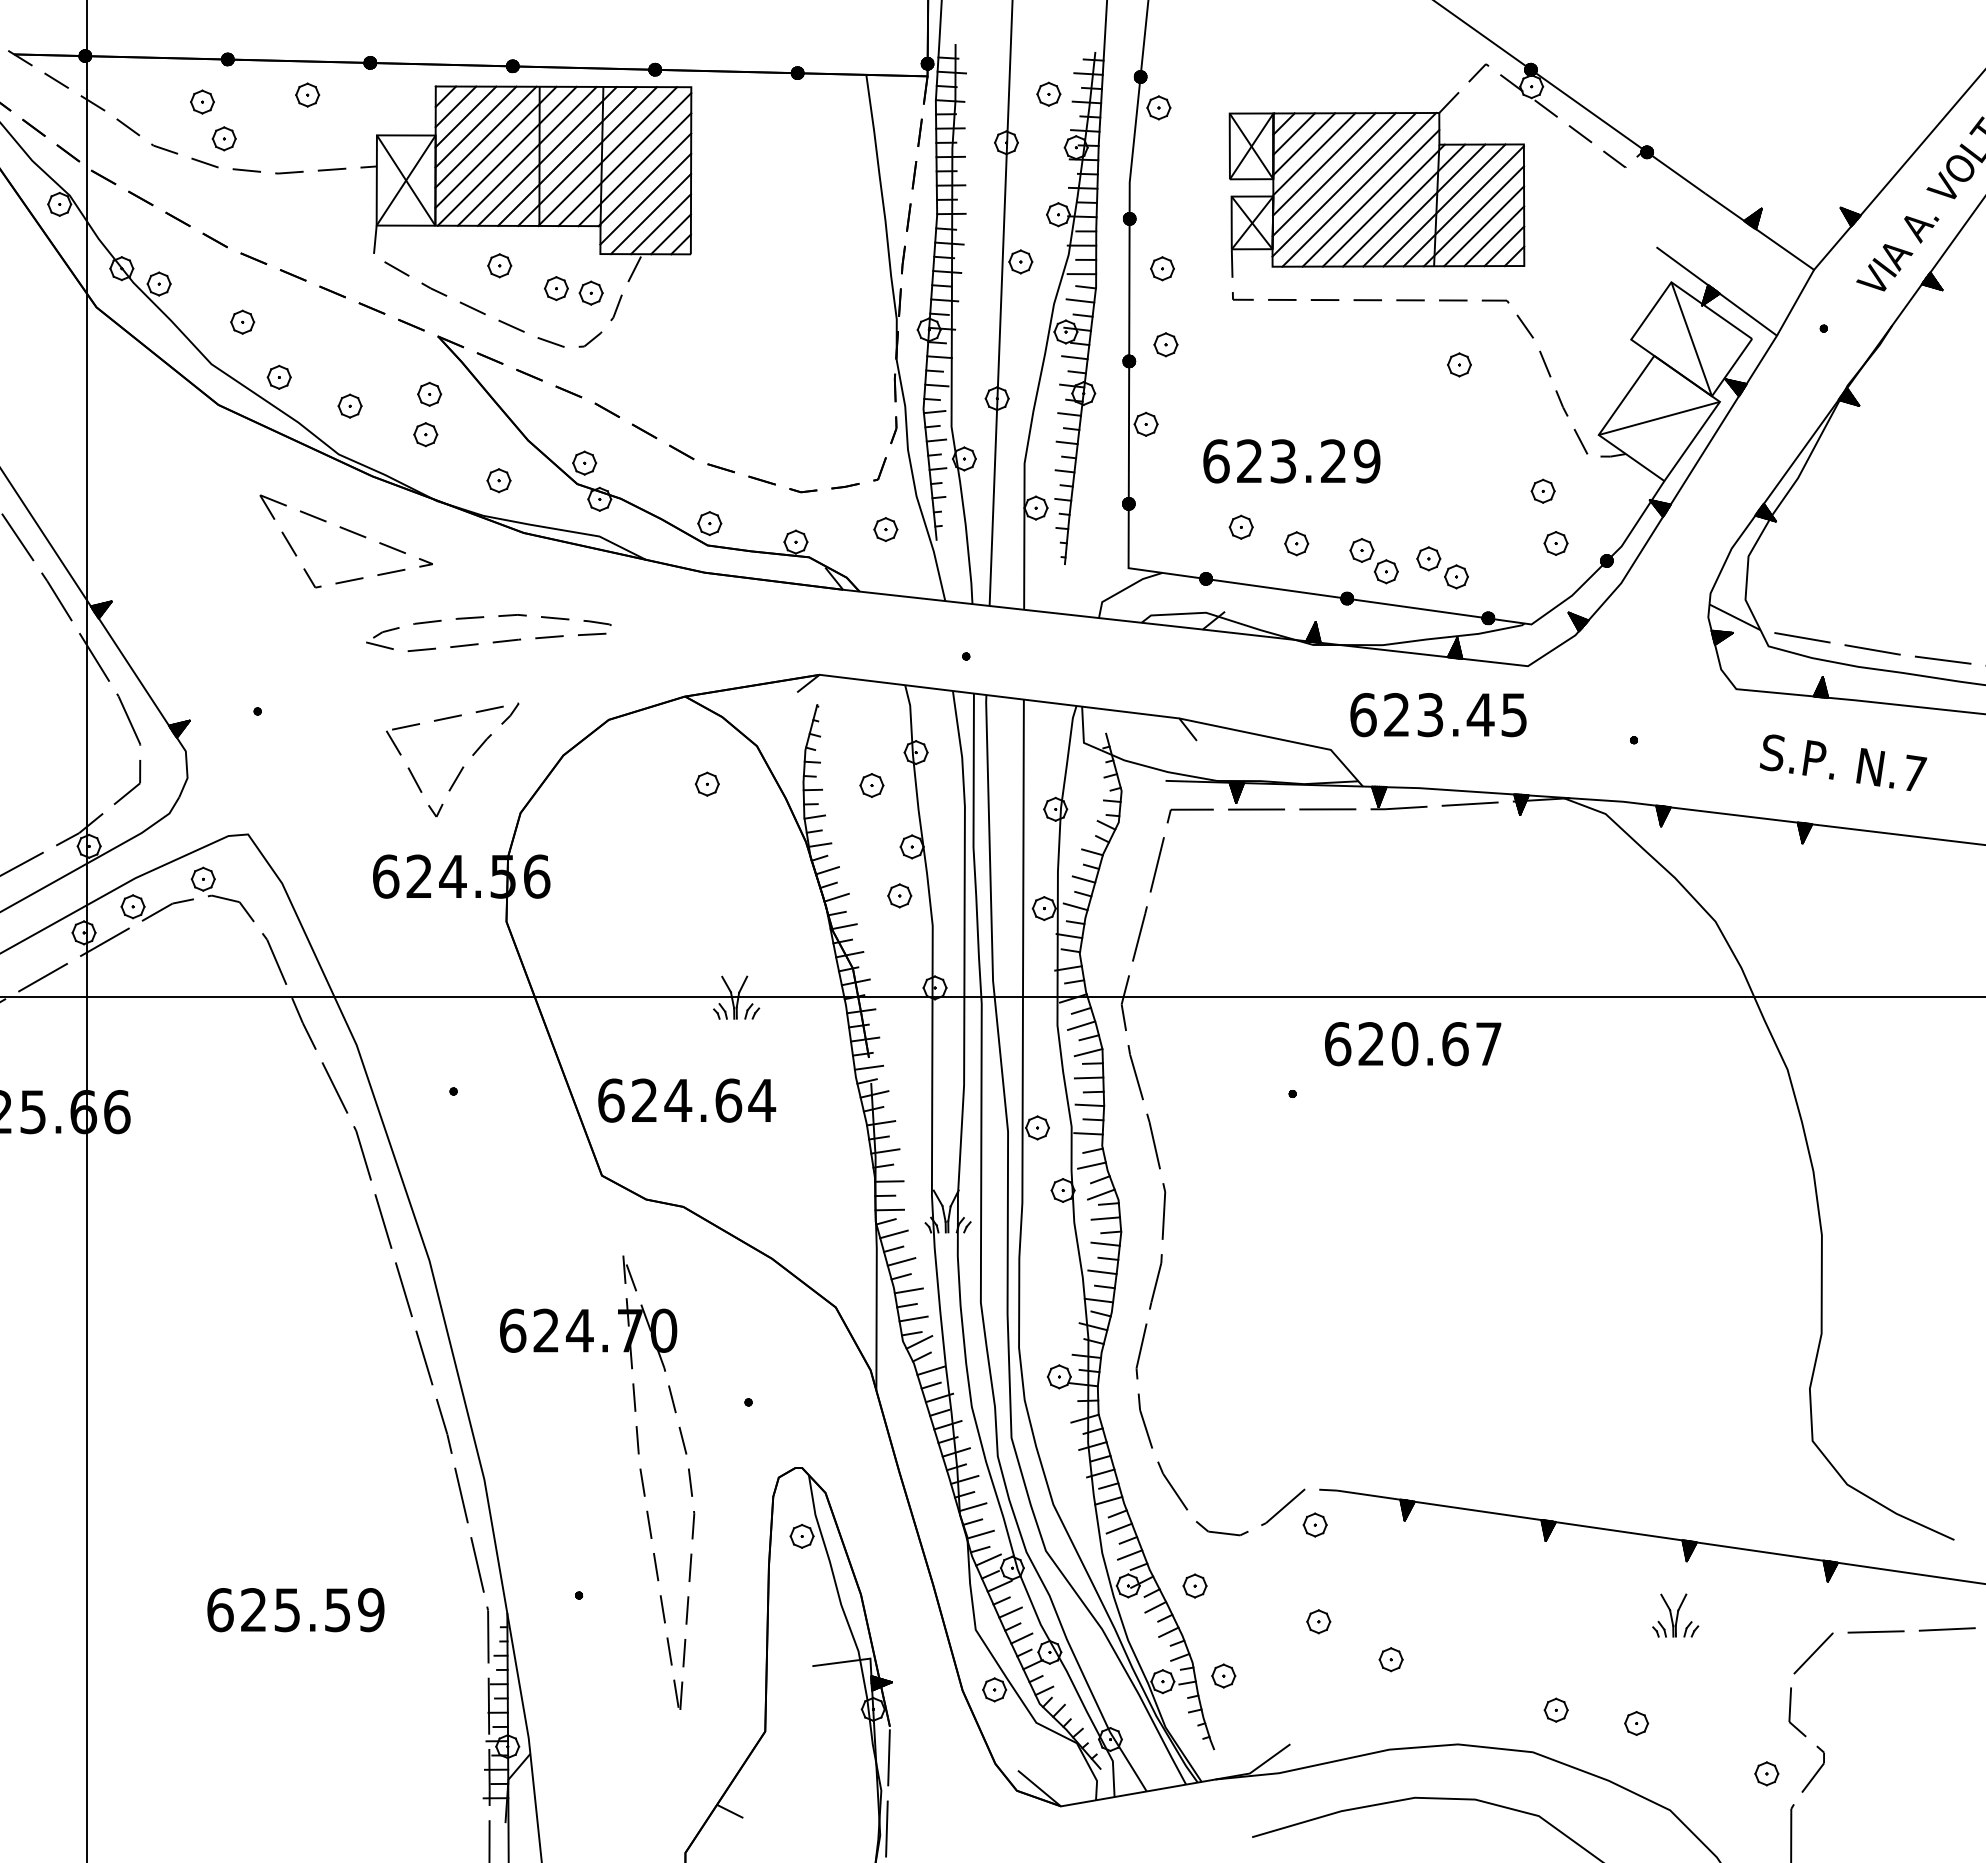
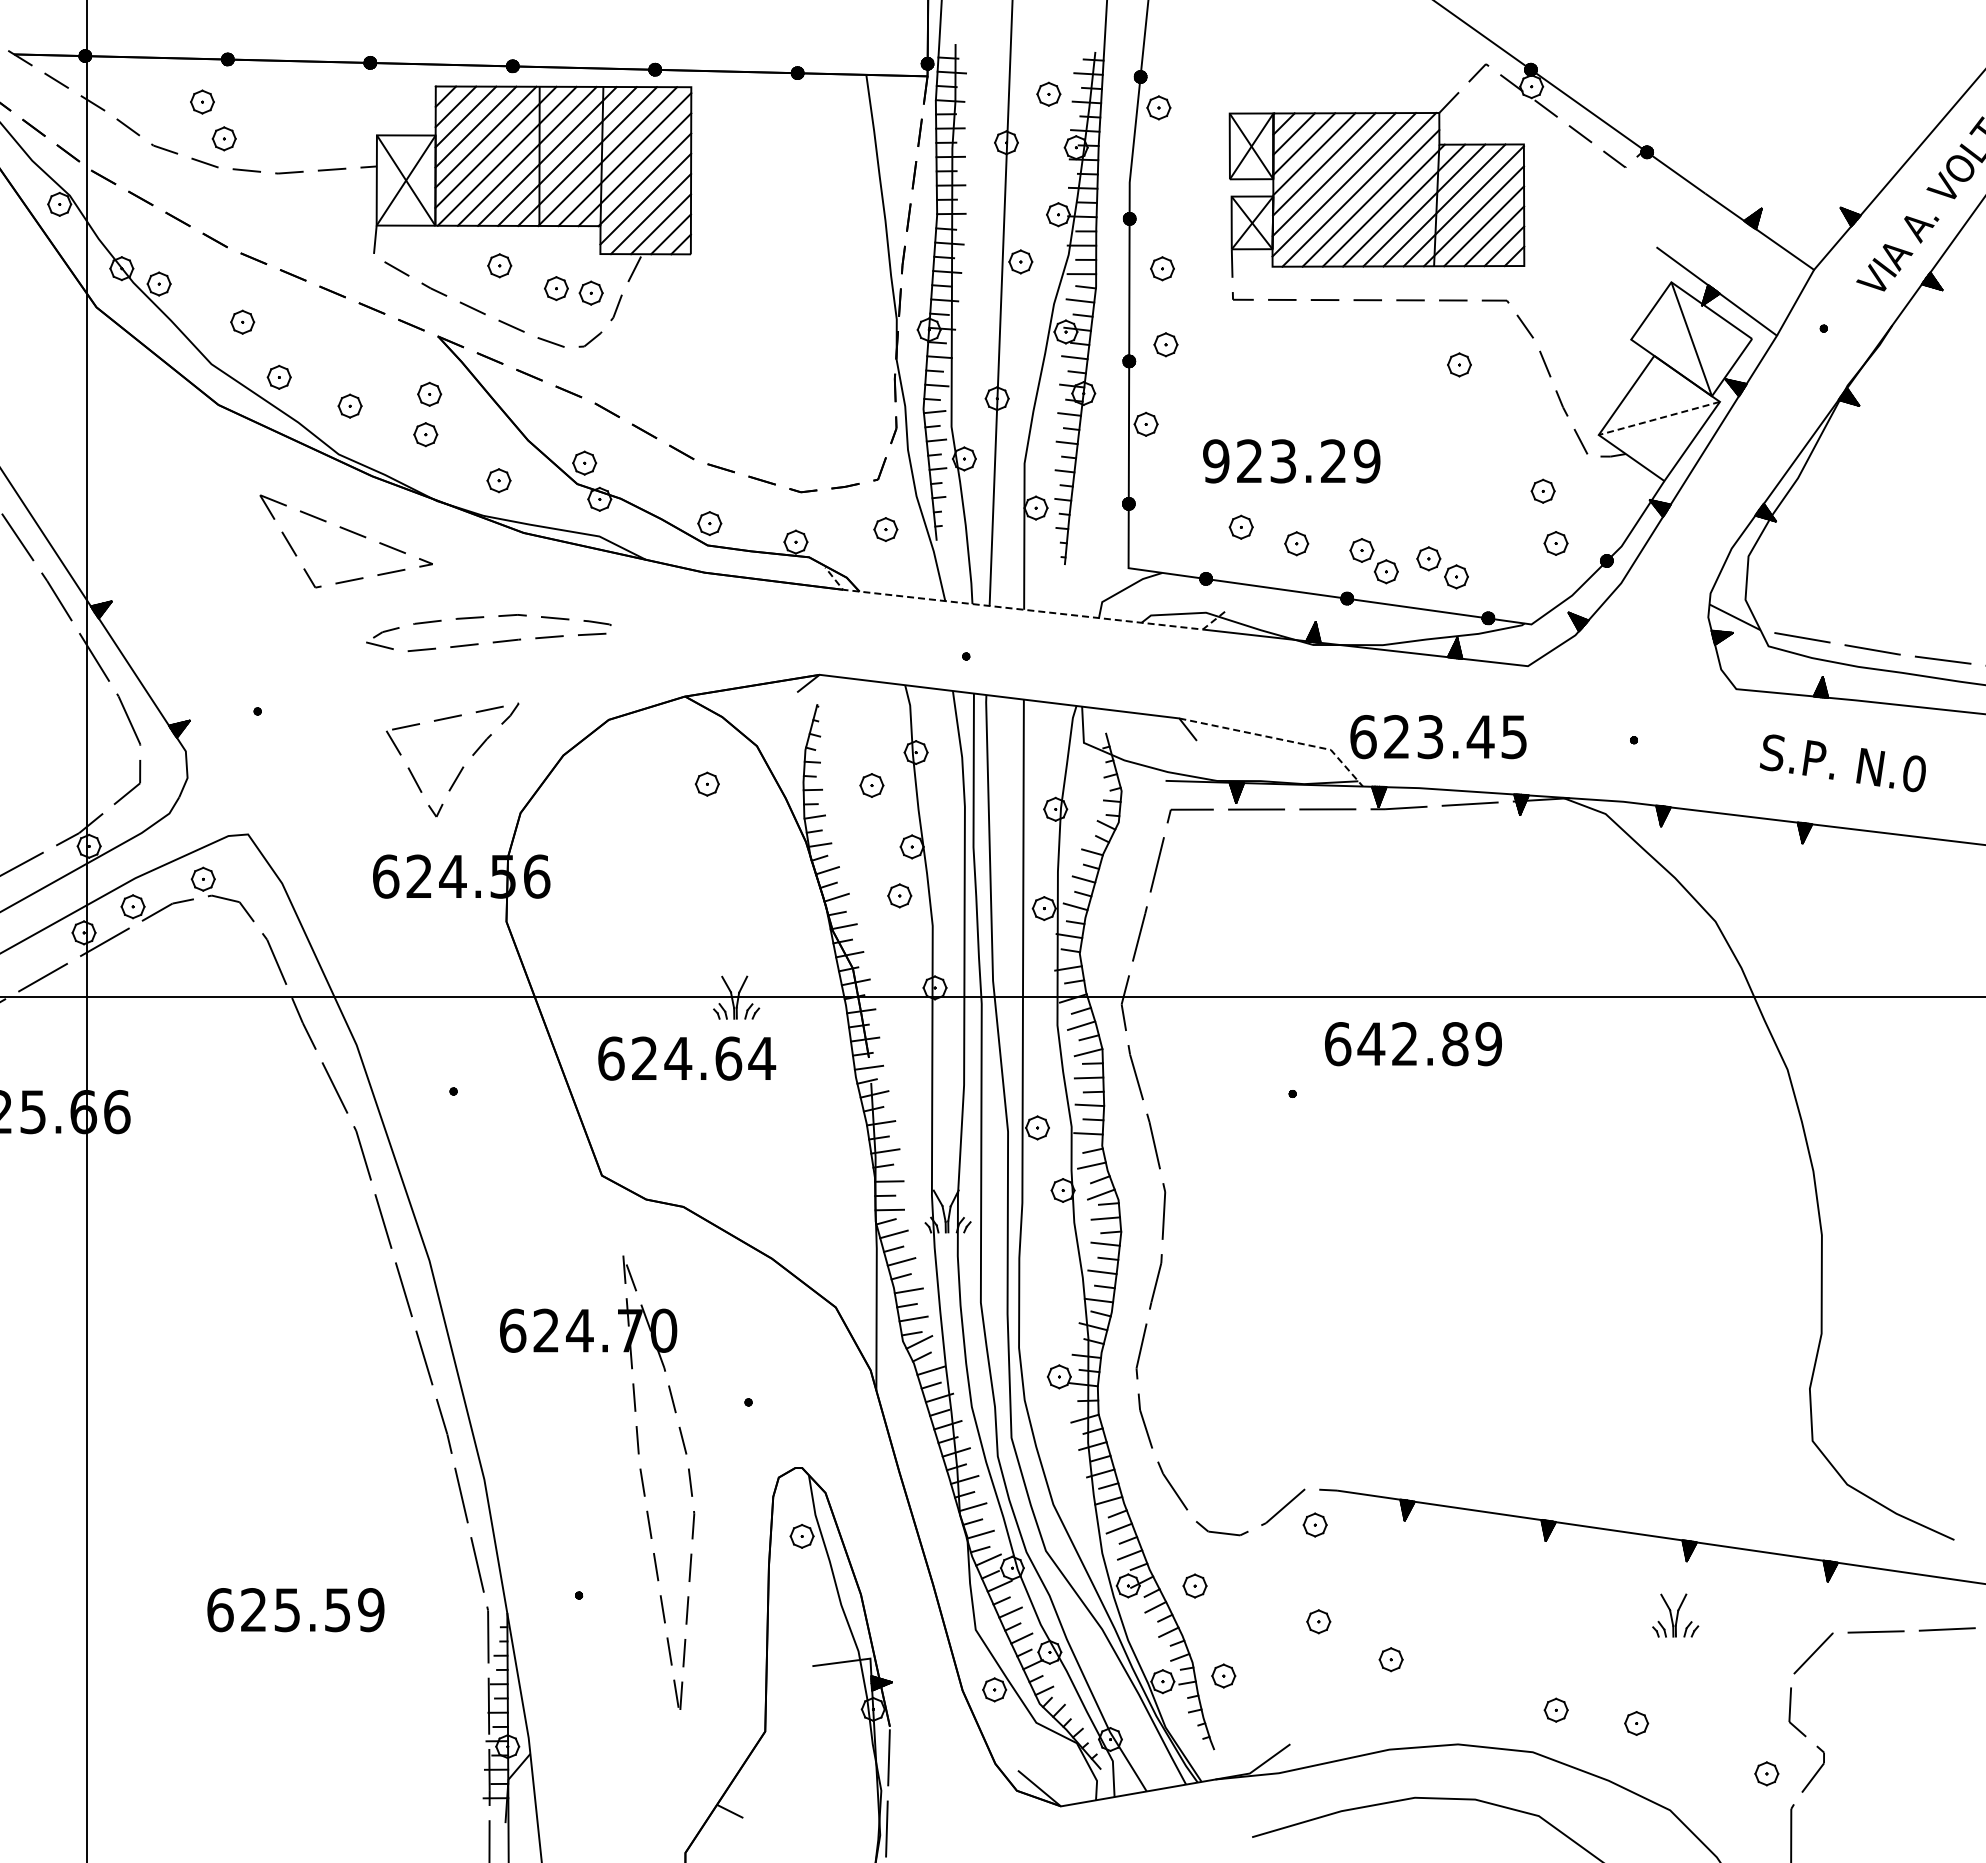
part: present -> none (307, 94)
line: solid -> dashed (1659, 418)
text: 623.29 -> 923.29 (1216, 461)
line: solid -> dashed (1022, 609)
text position: (1438, 715) -> (1438, 737) (1438, 737)
line: solid -> dashed (1280, 739)
text: N.7 -> N.0 (1915, 773)
text: 620.67 -> 642.89 (1429, 1044)
text position: (687, 1100) -> (687, 1058) (687, 1058)
